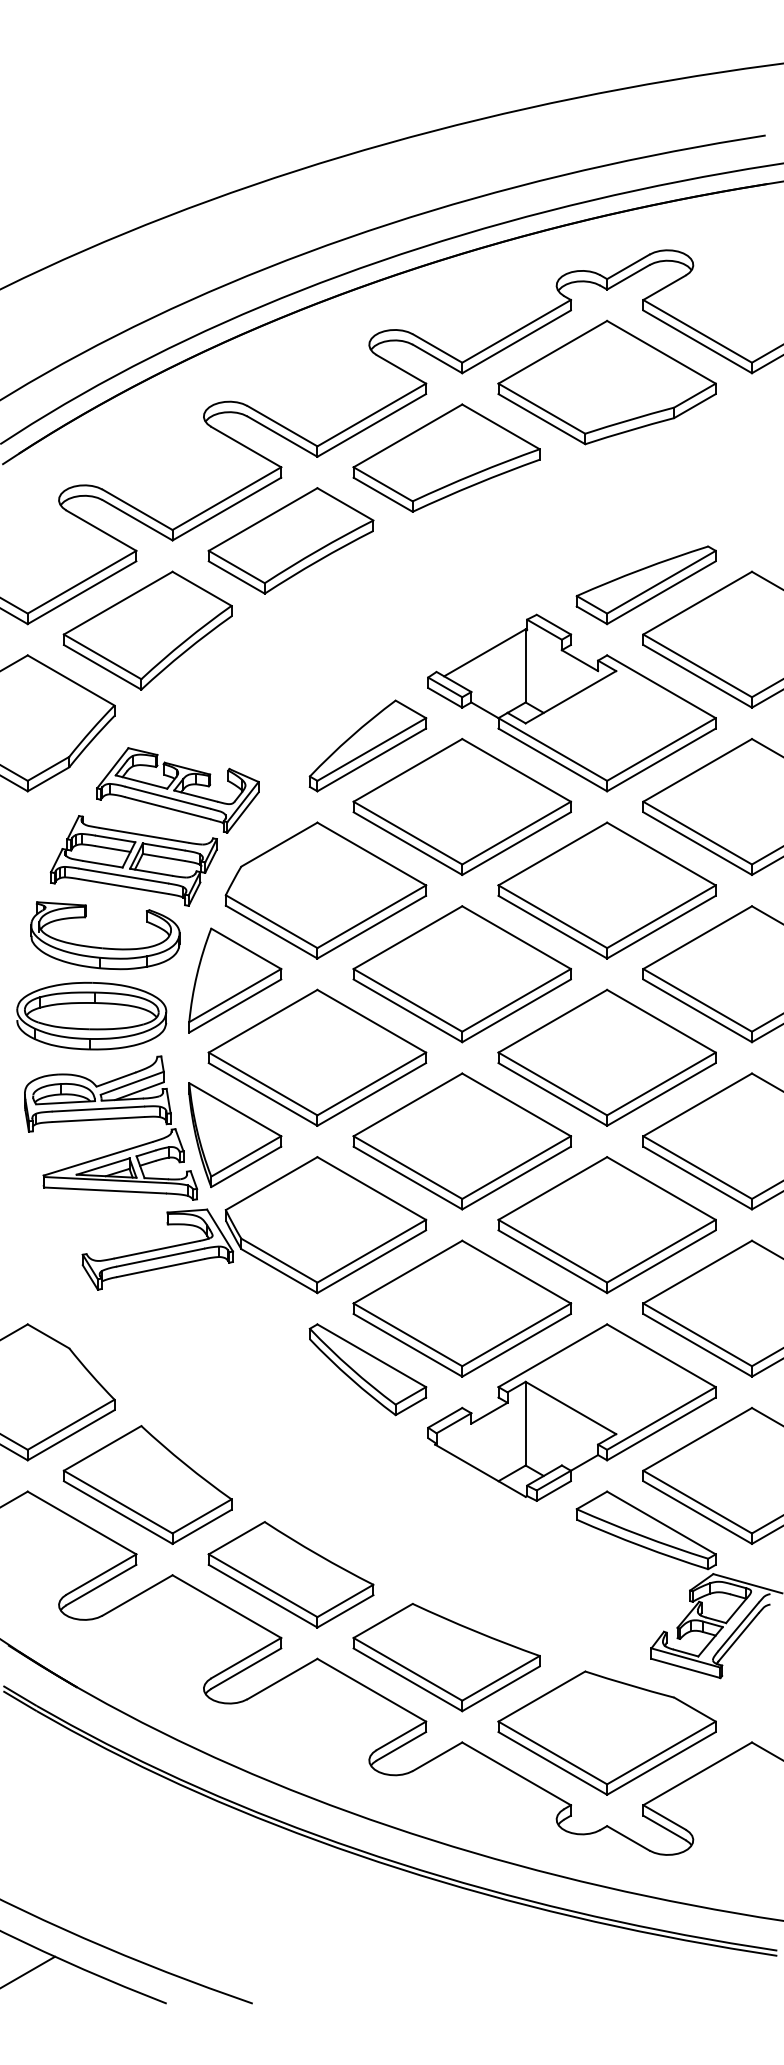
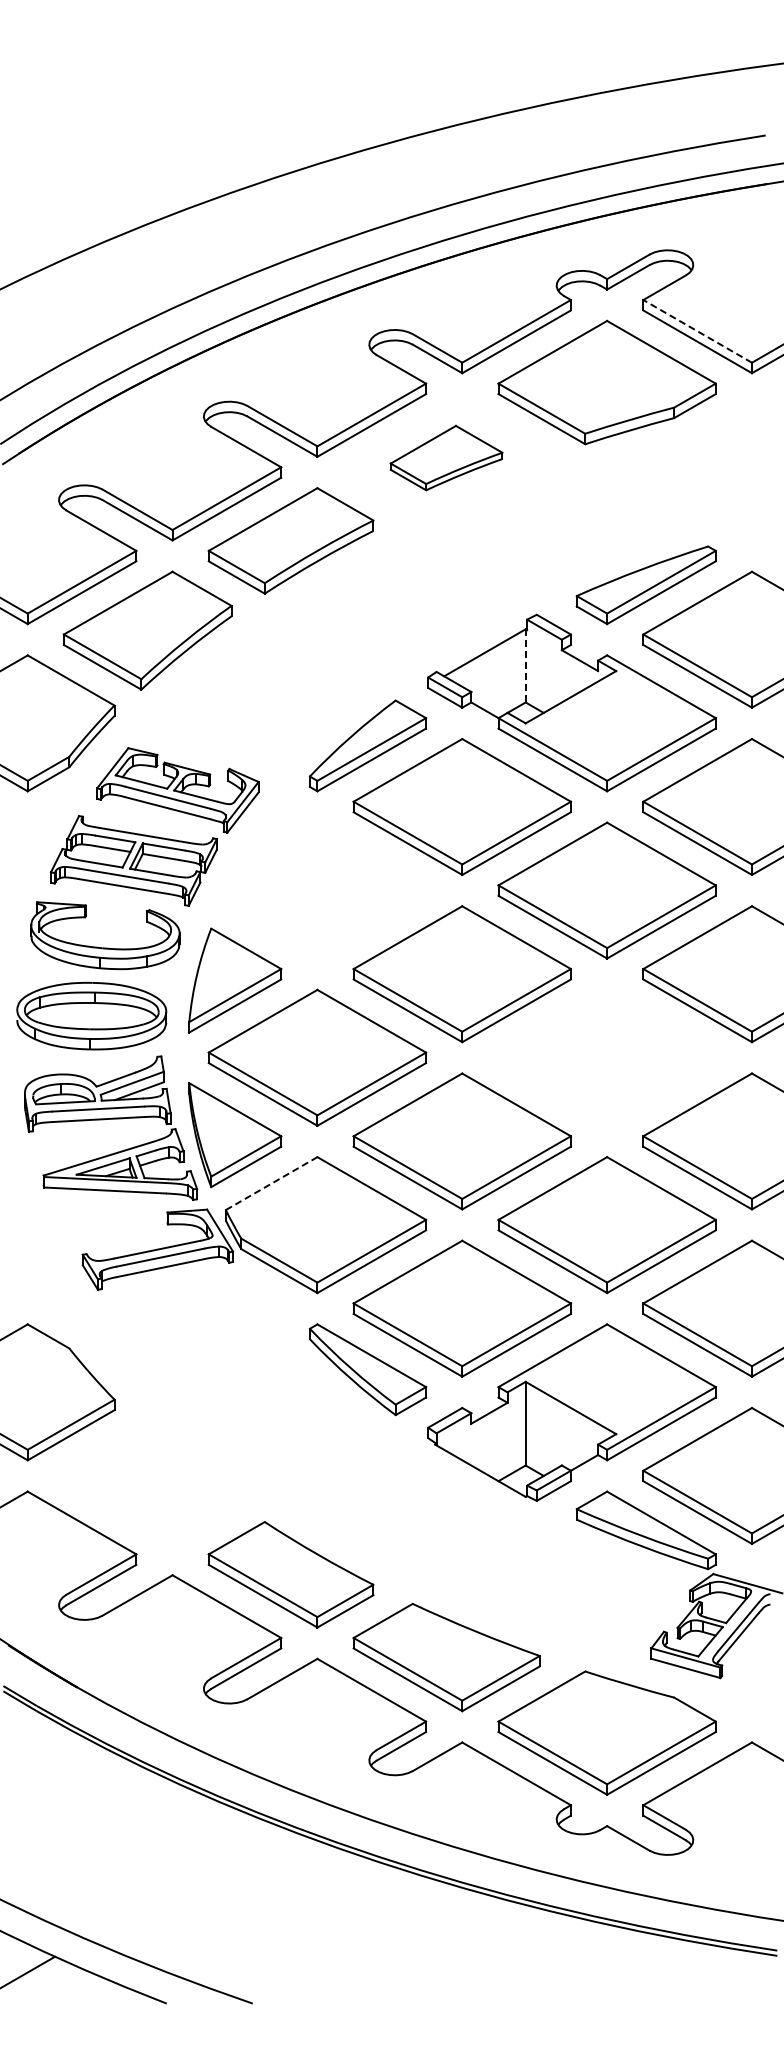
line: solid -> dashed (697, 331)
part size: 189x110 px -> 115x68 px (446, 457)
line: solid -> dashed (525, 665)
part: present -> none (325, 890)
part: present -> none (606, 1057)
line: solid -> dashed (271, 1183)
part: present -> none (147, 1484)
